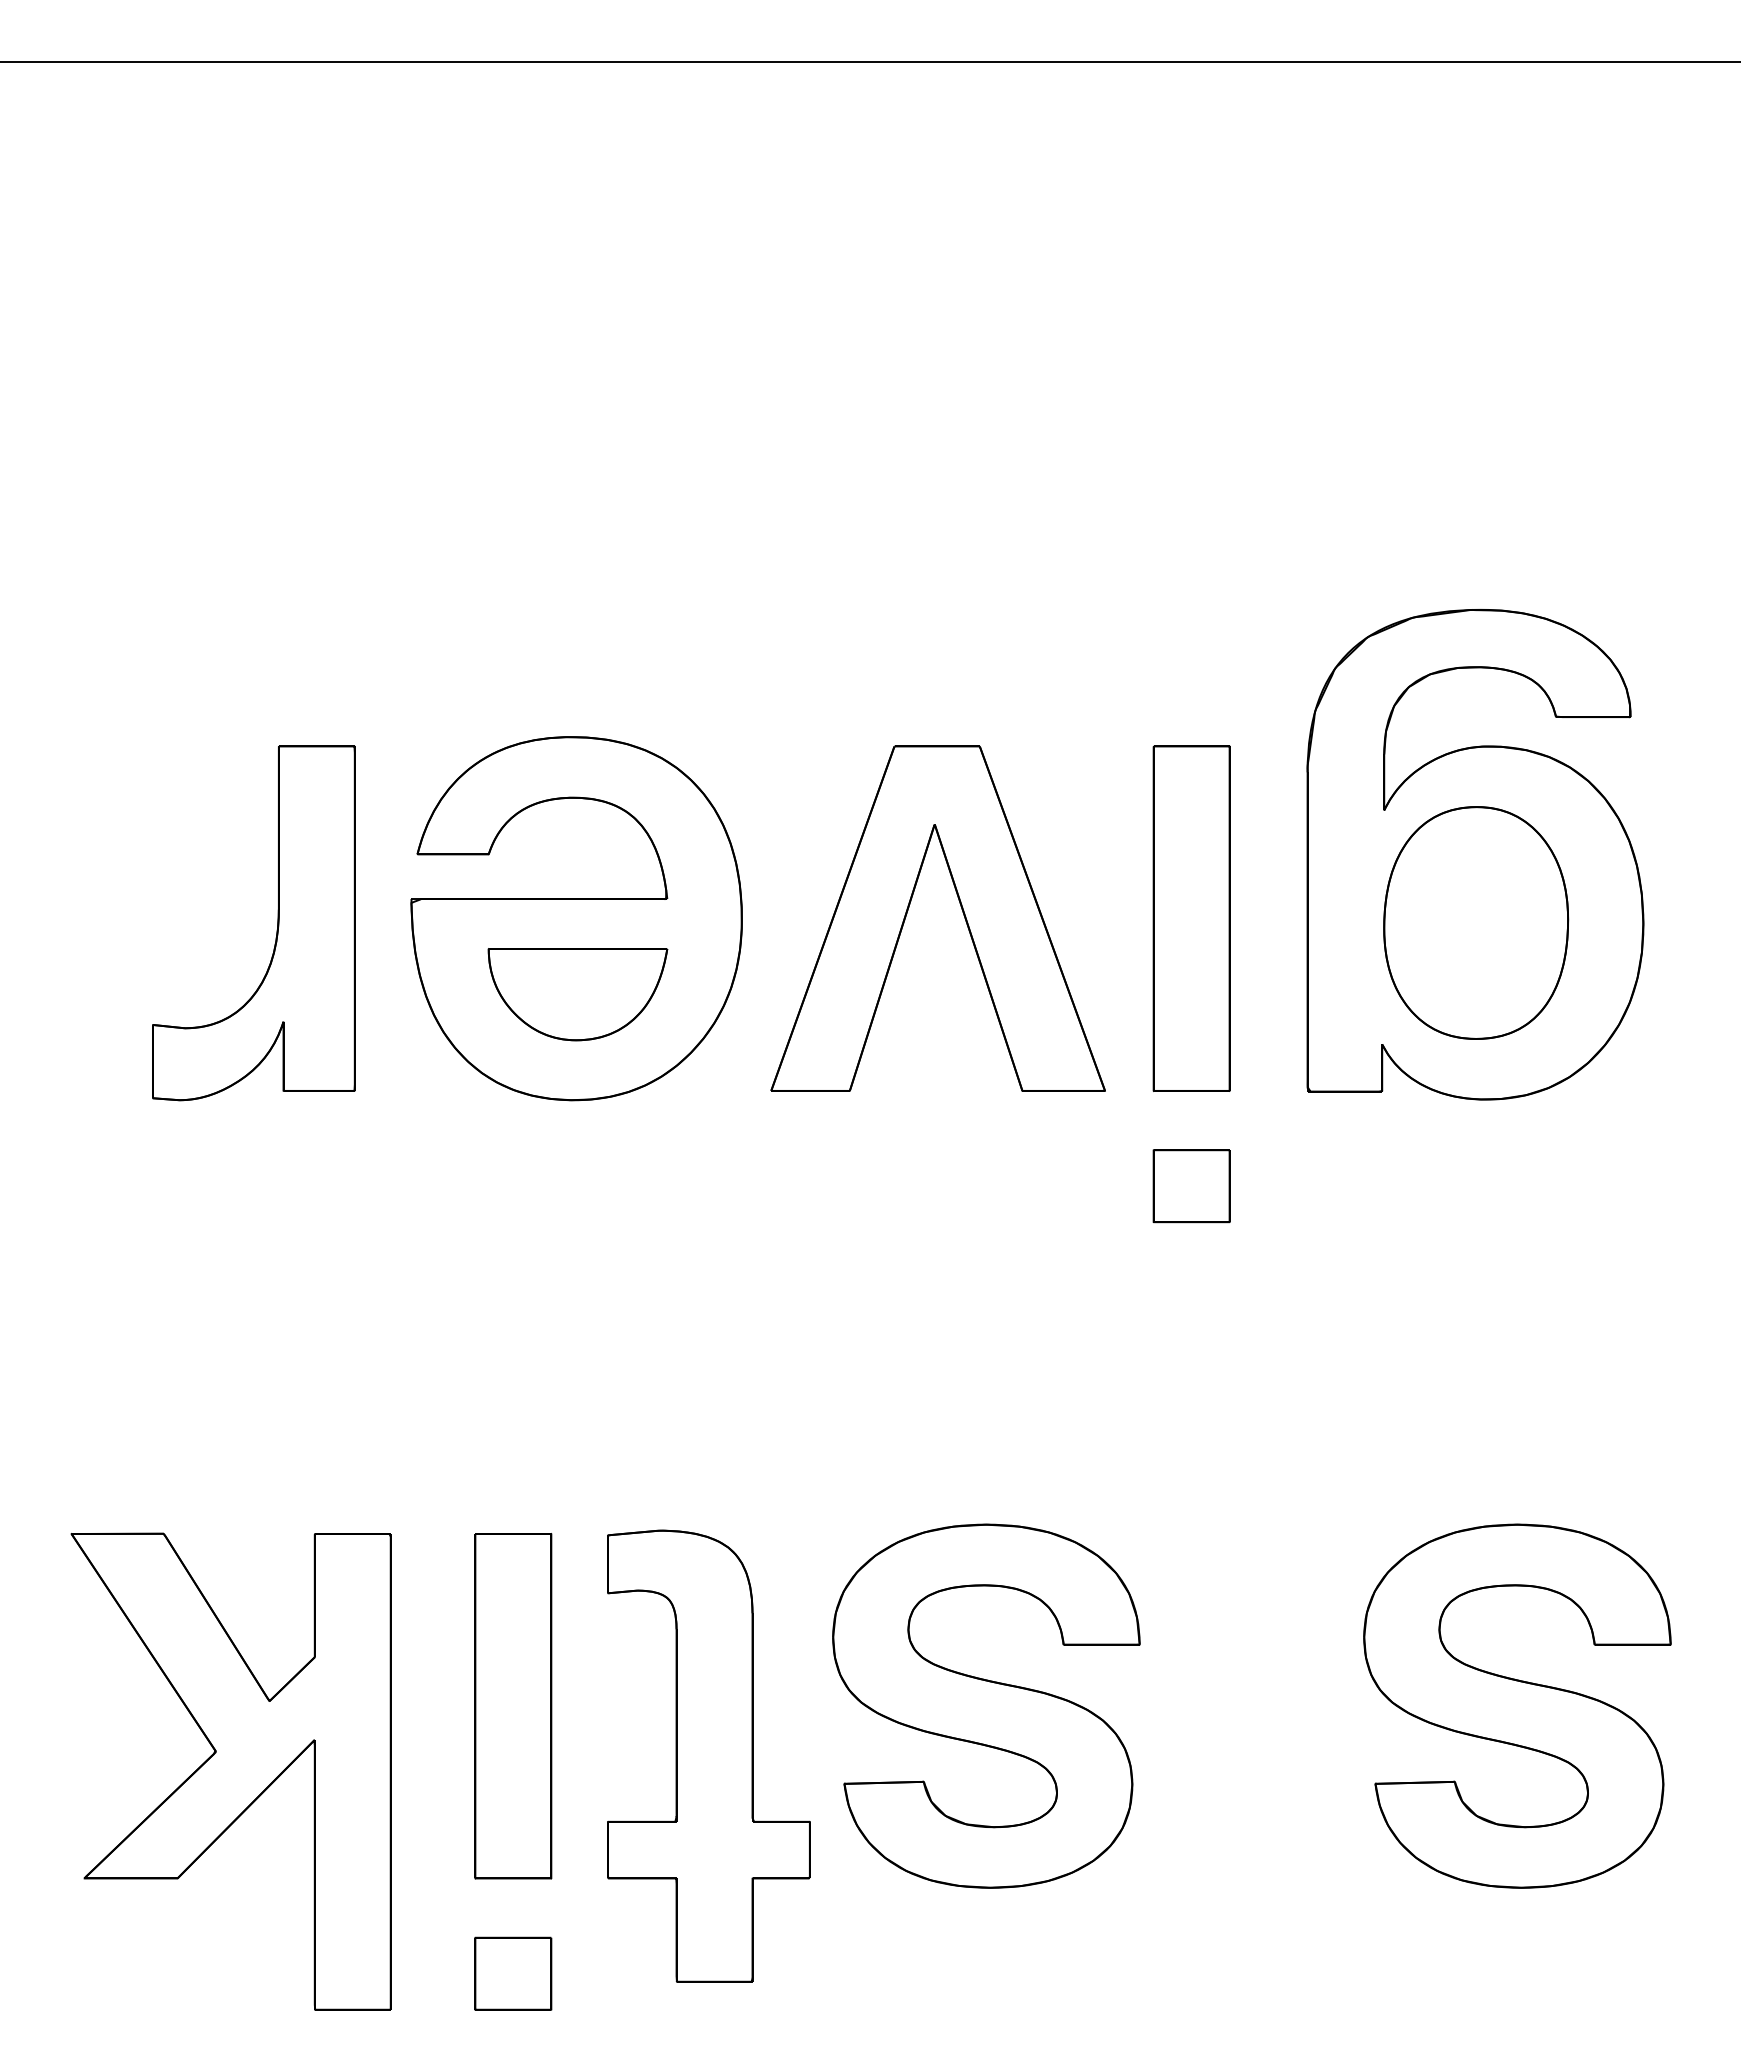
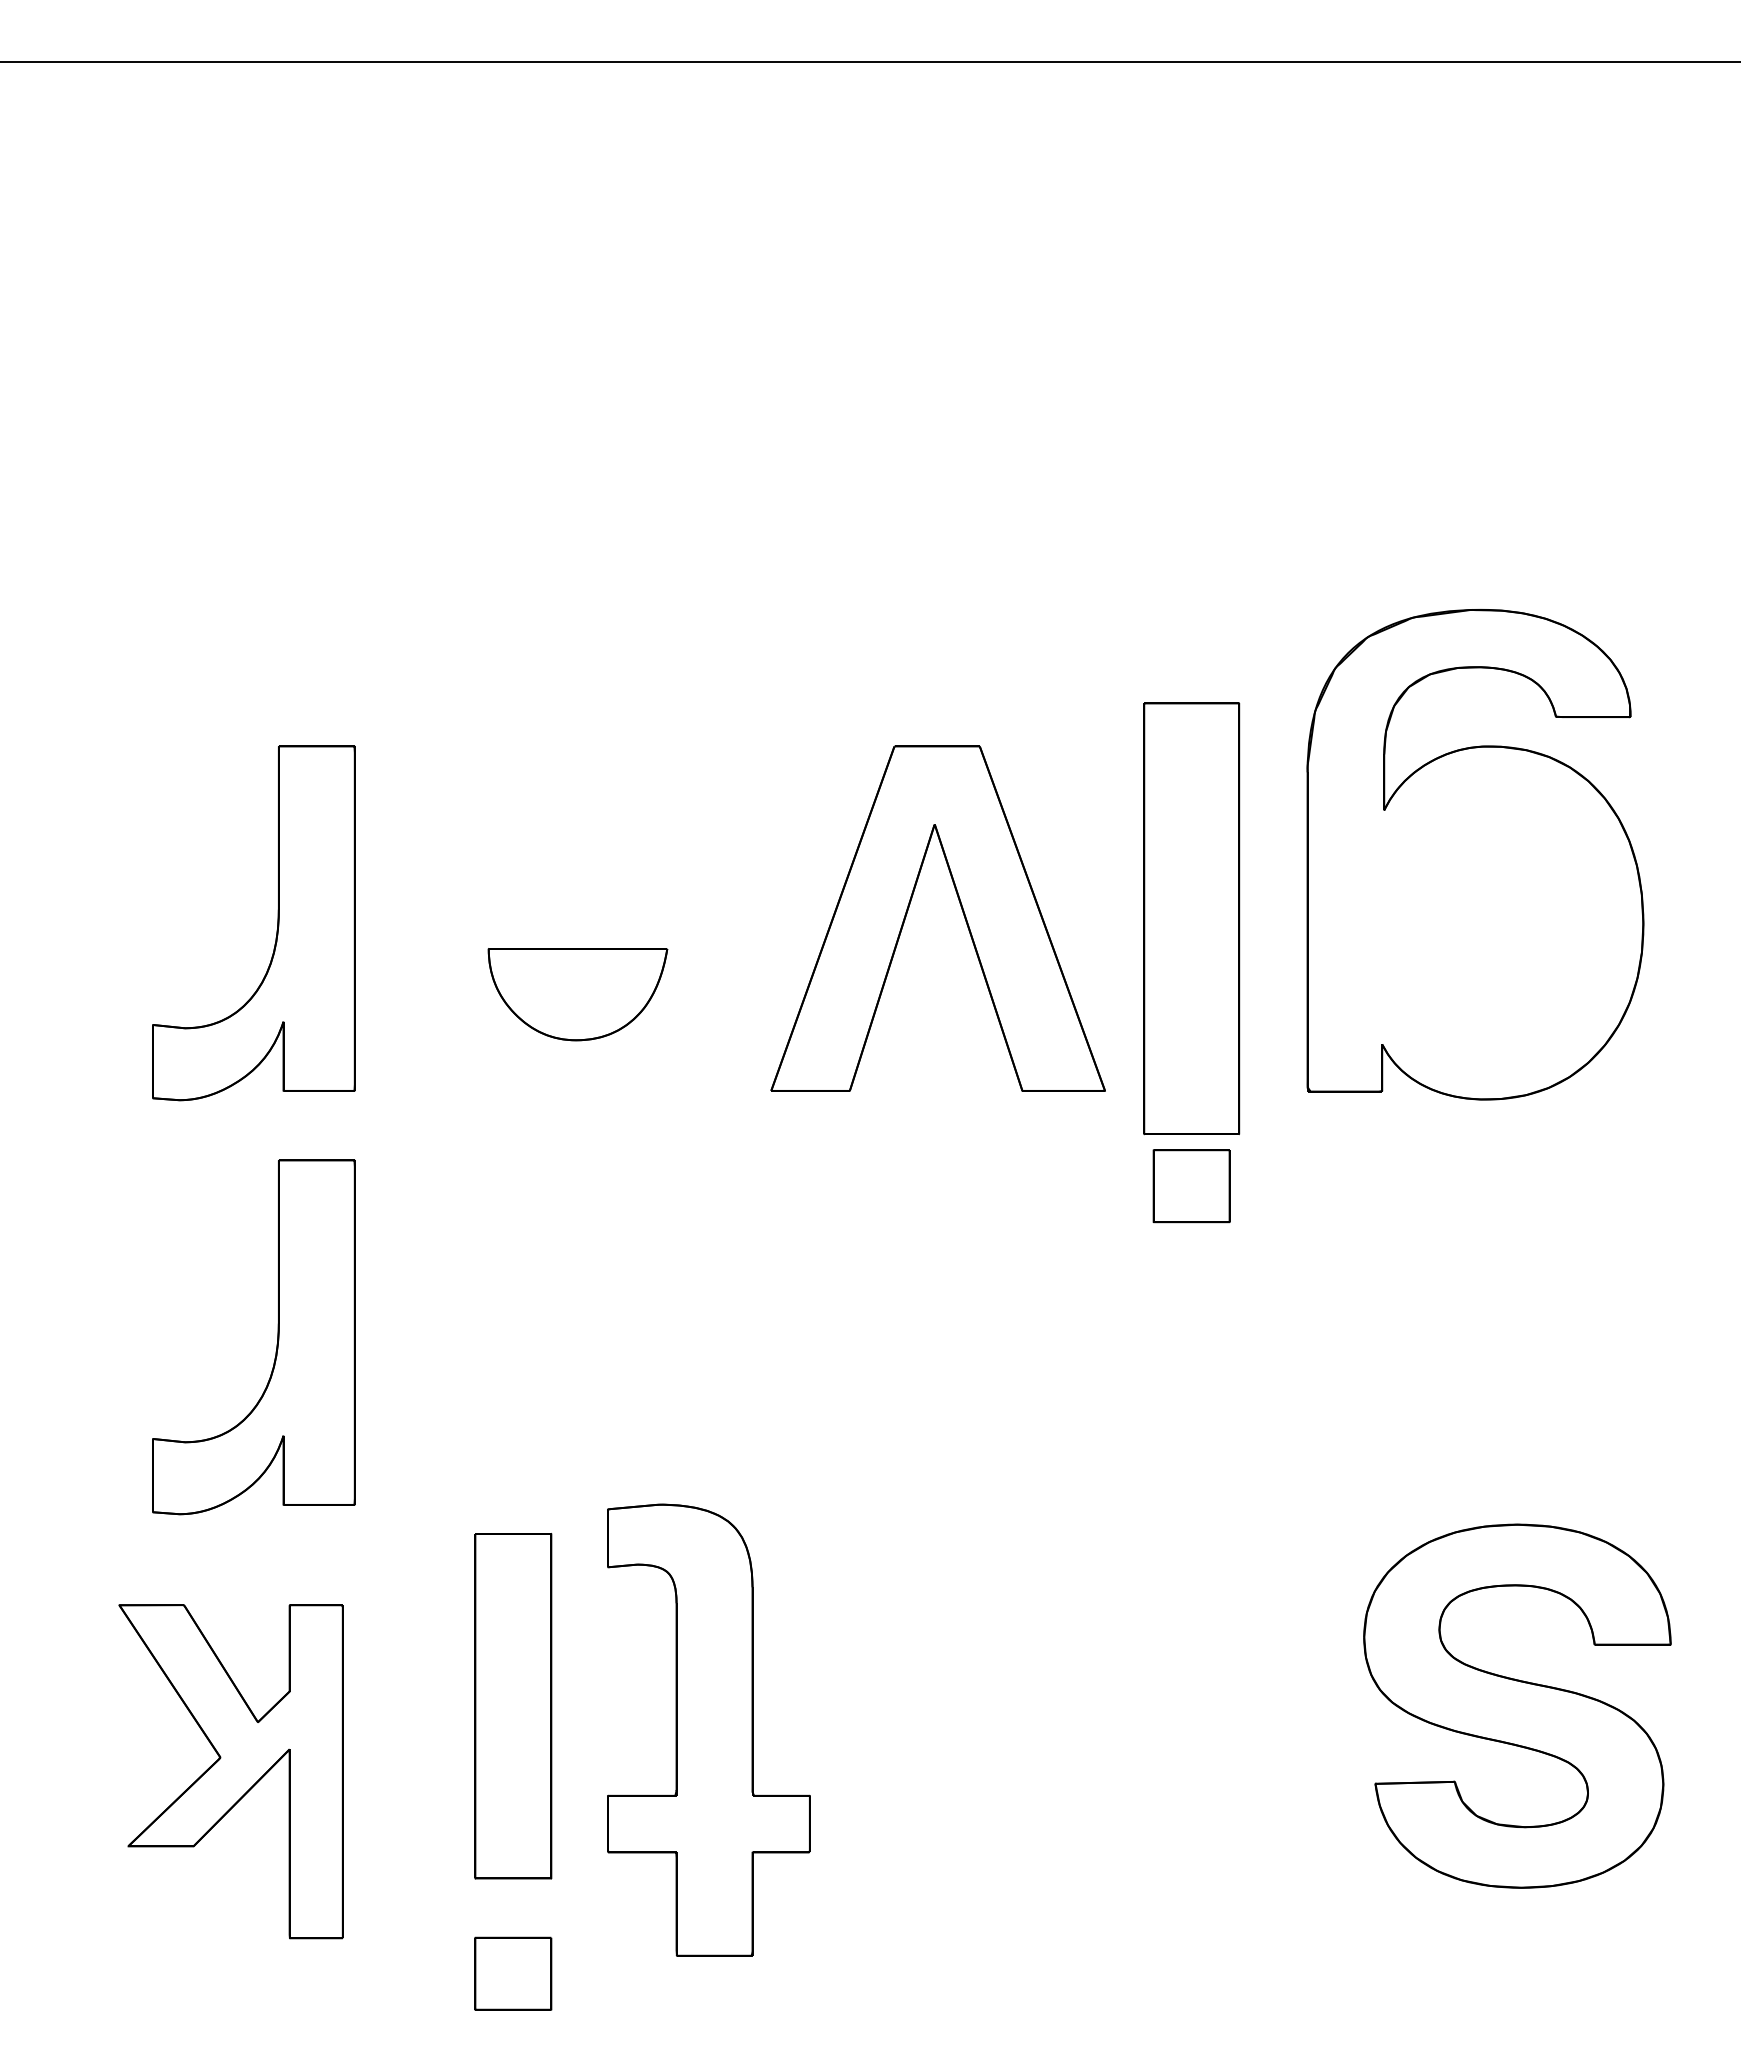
part: present -> none (576, 918)
part size: 79x347 px -> 98x434 px (1191, 918)
part: present -> none (1476, 922)
part: none -> present (277, 1337)
part: present -> none (986, 1705)
part position: (708, 1755) -> (708, 1729) (708, 1729)
part size: 322x479 px -> 226x336 px (230, 1771)
